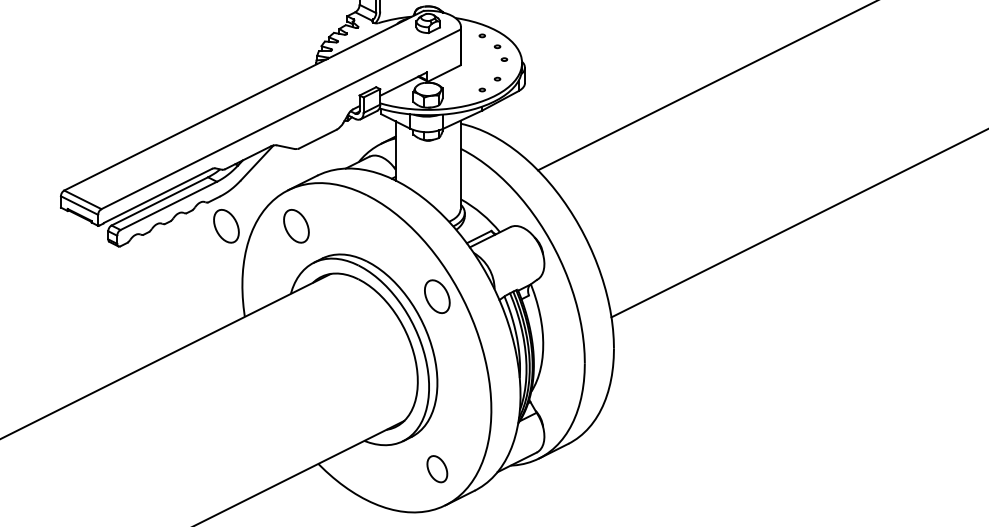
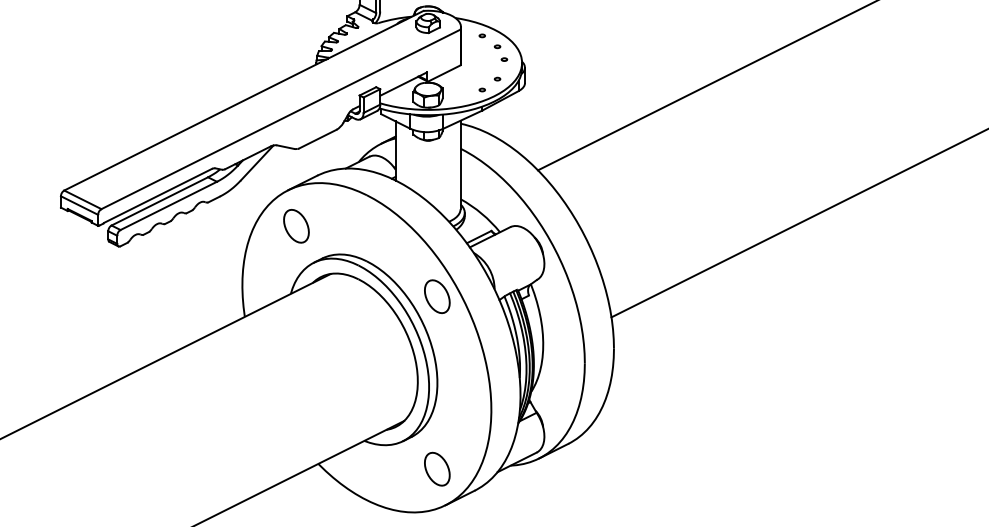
part: present -> none (226, 226)
part size: 23x29 px -> 27x36 px (437, 468)
